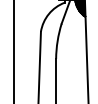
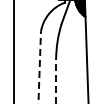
line: solid -> dashed (39, 67)
line: solid -> dashed (56, 80)
